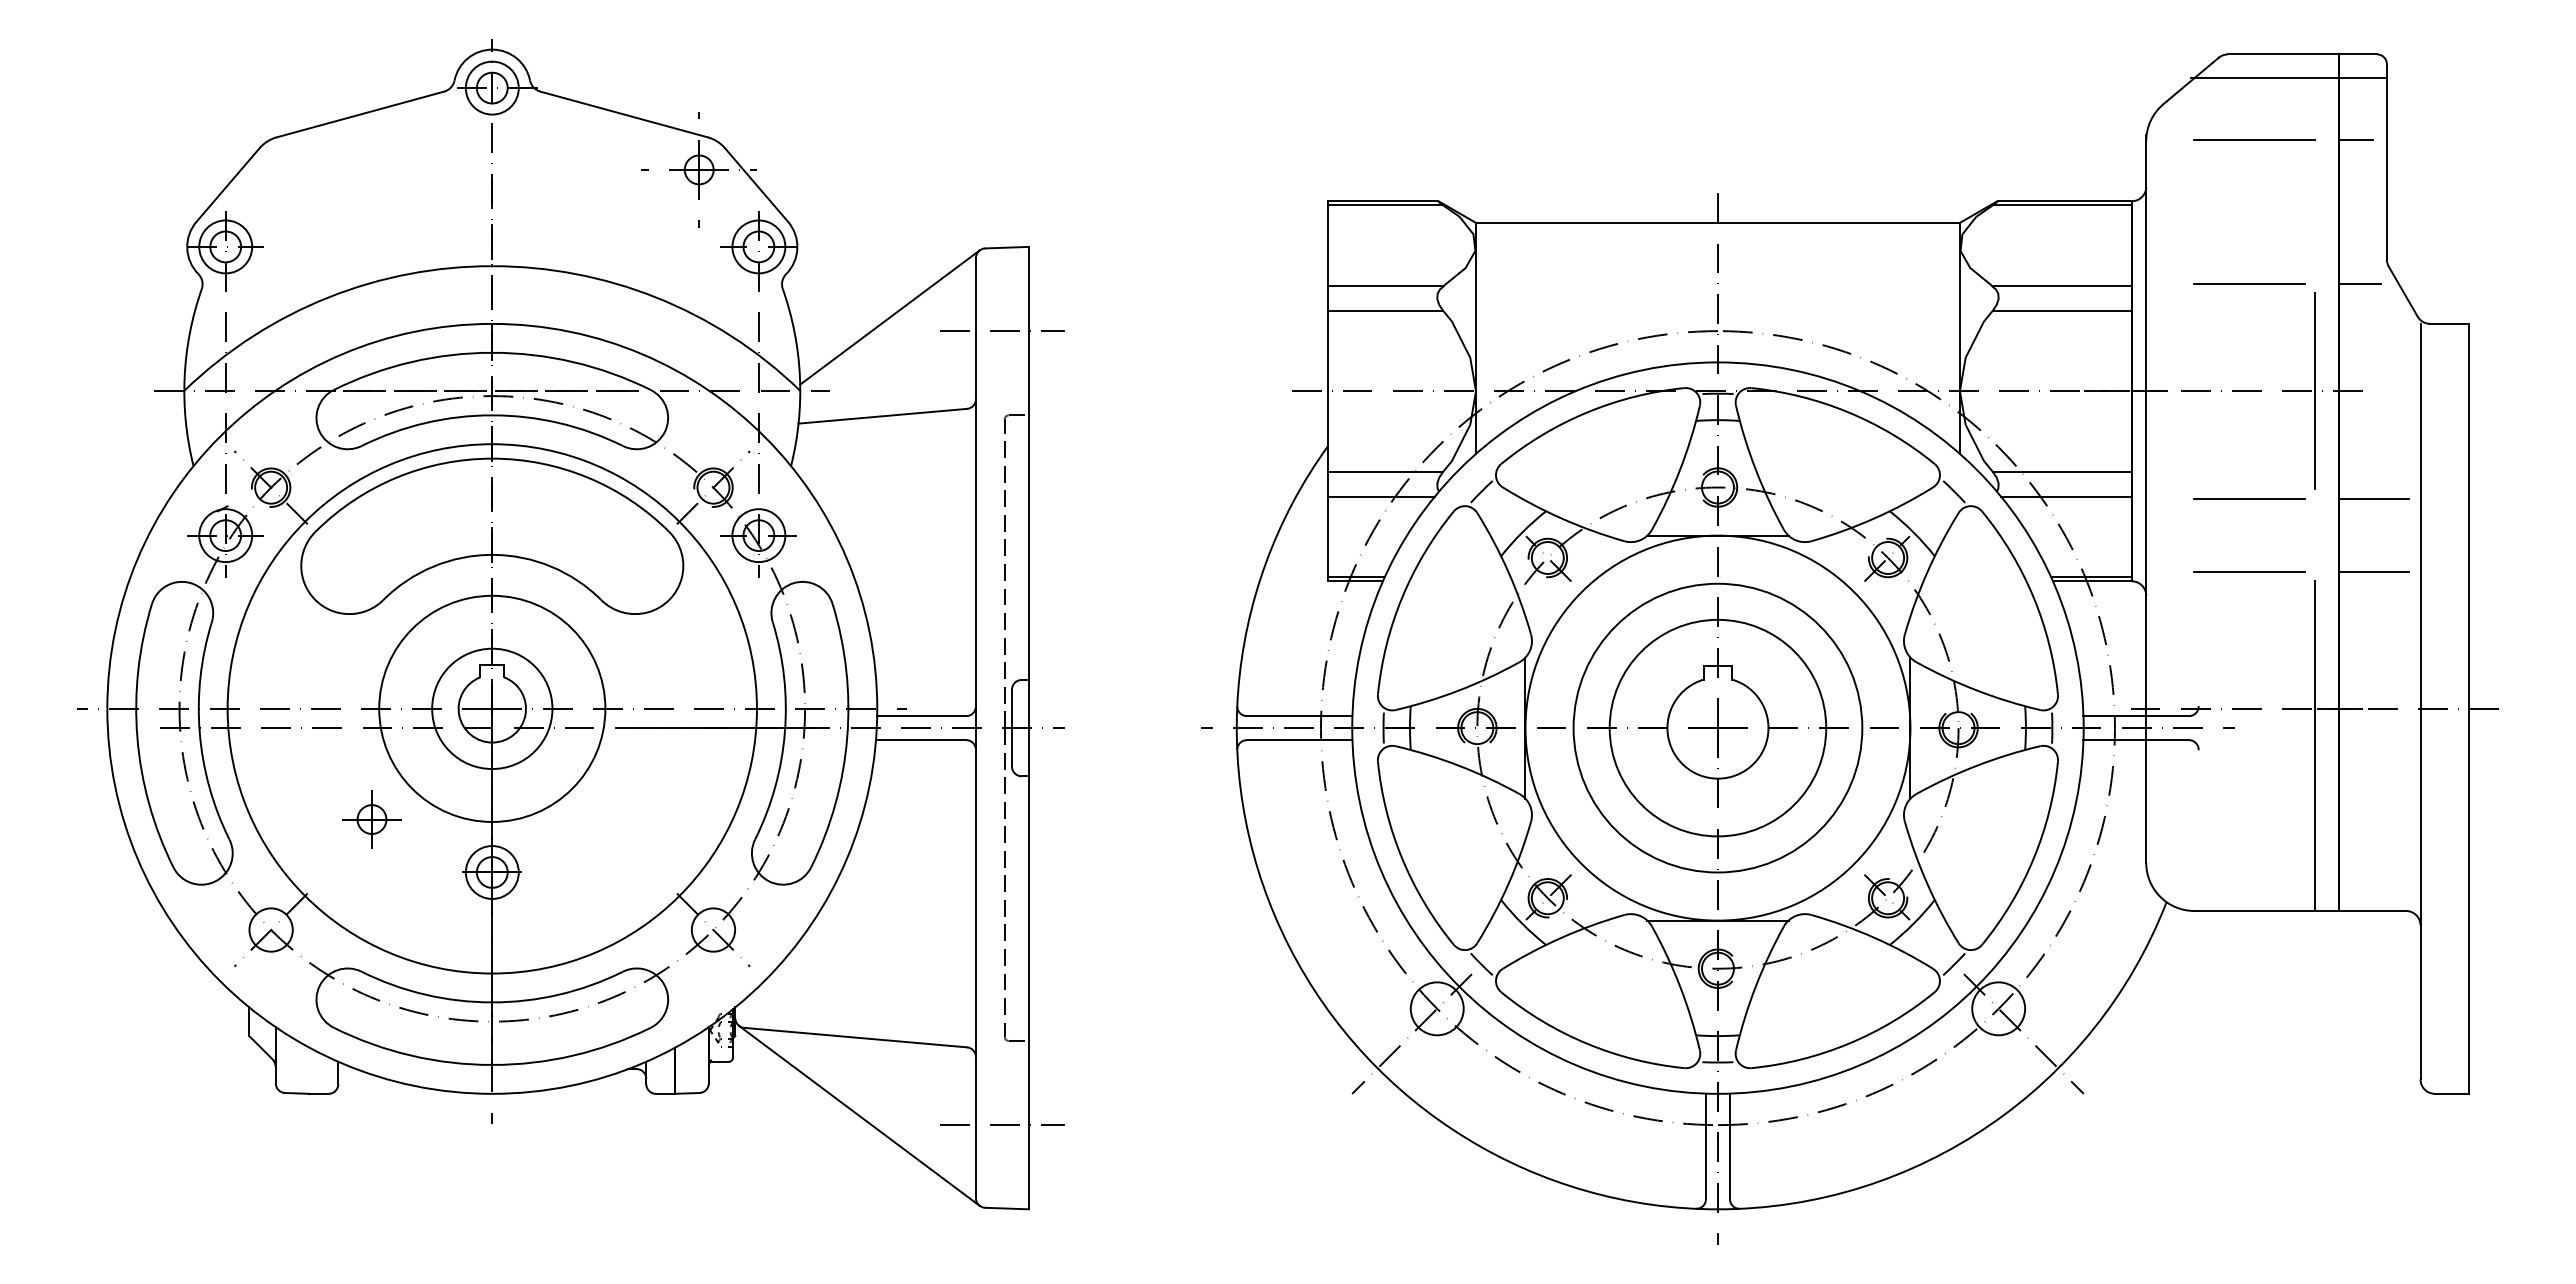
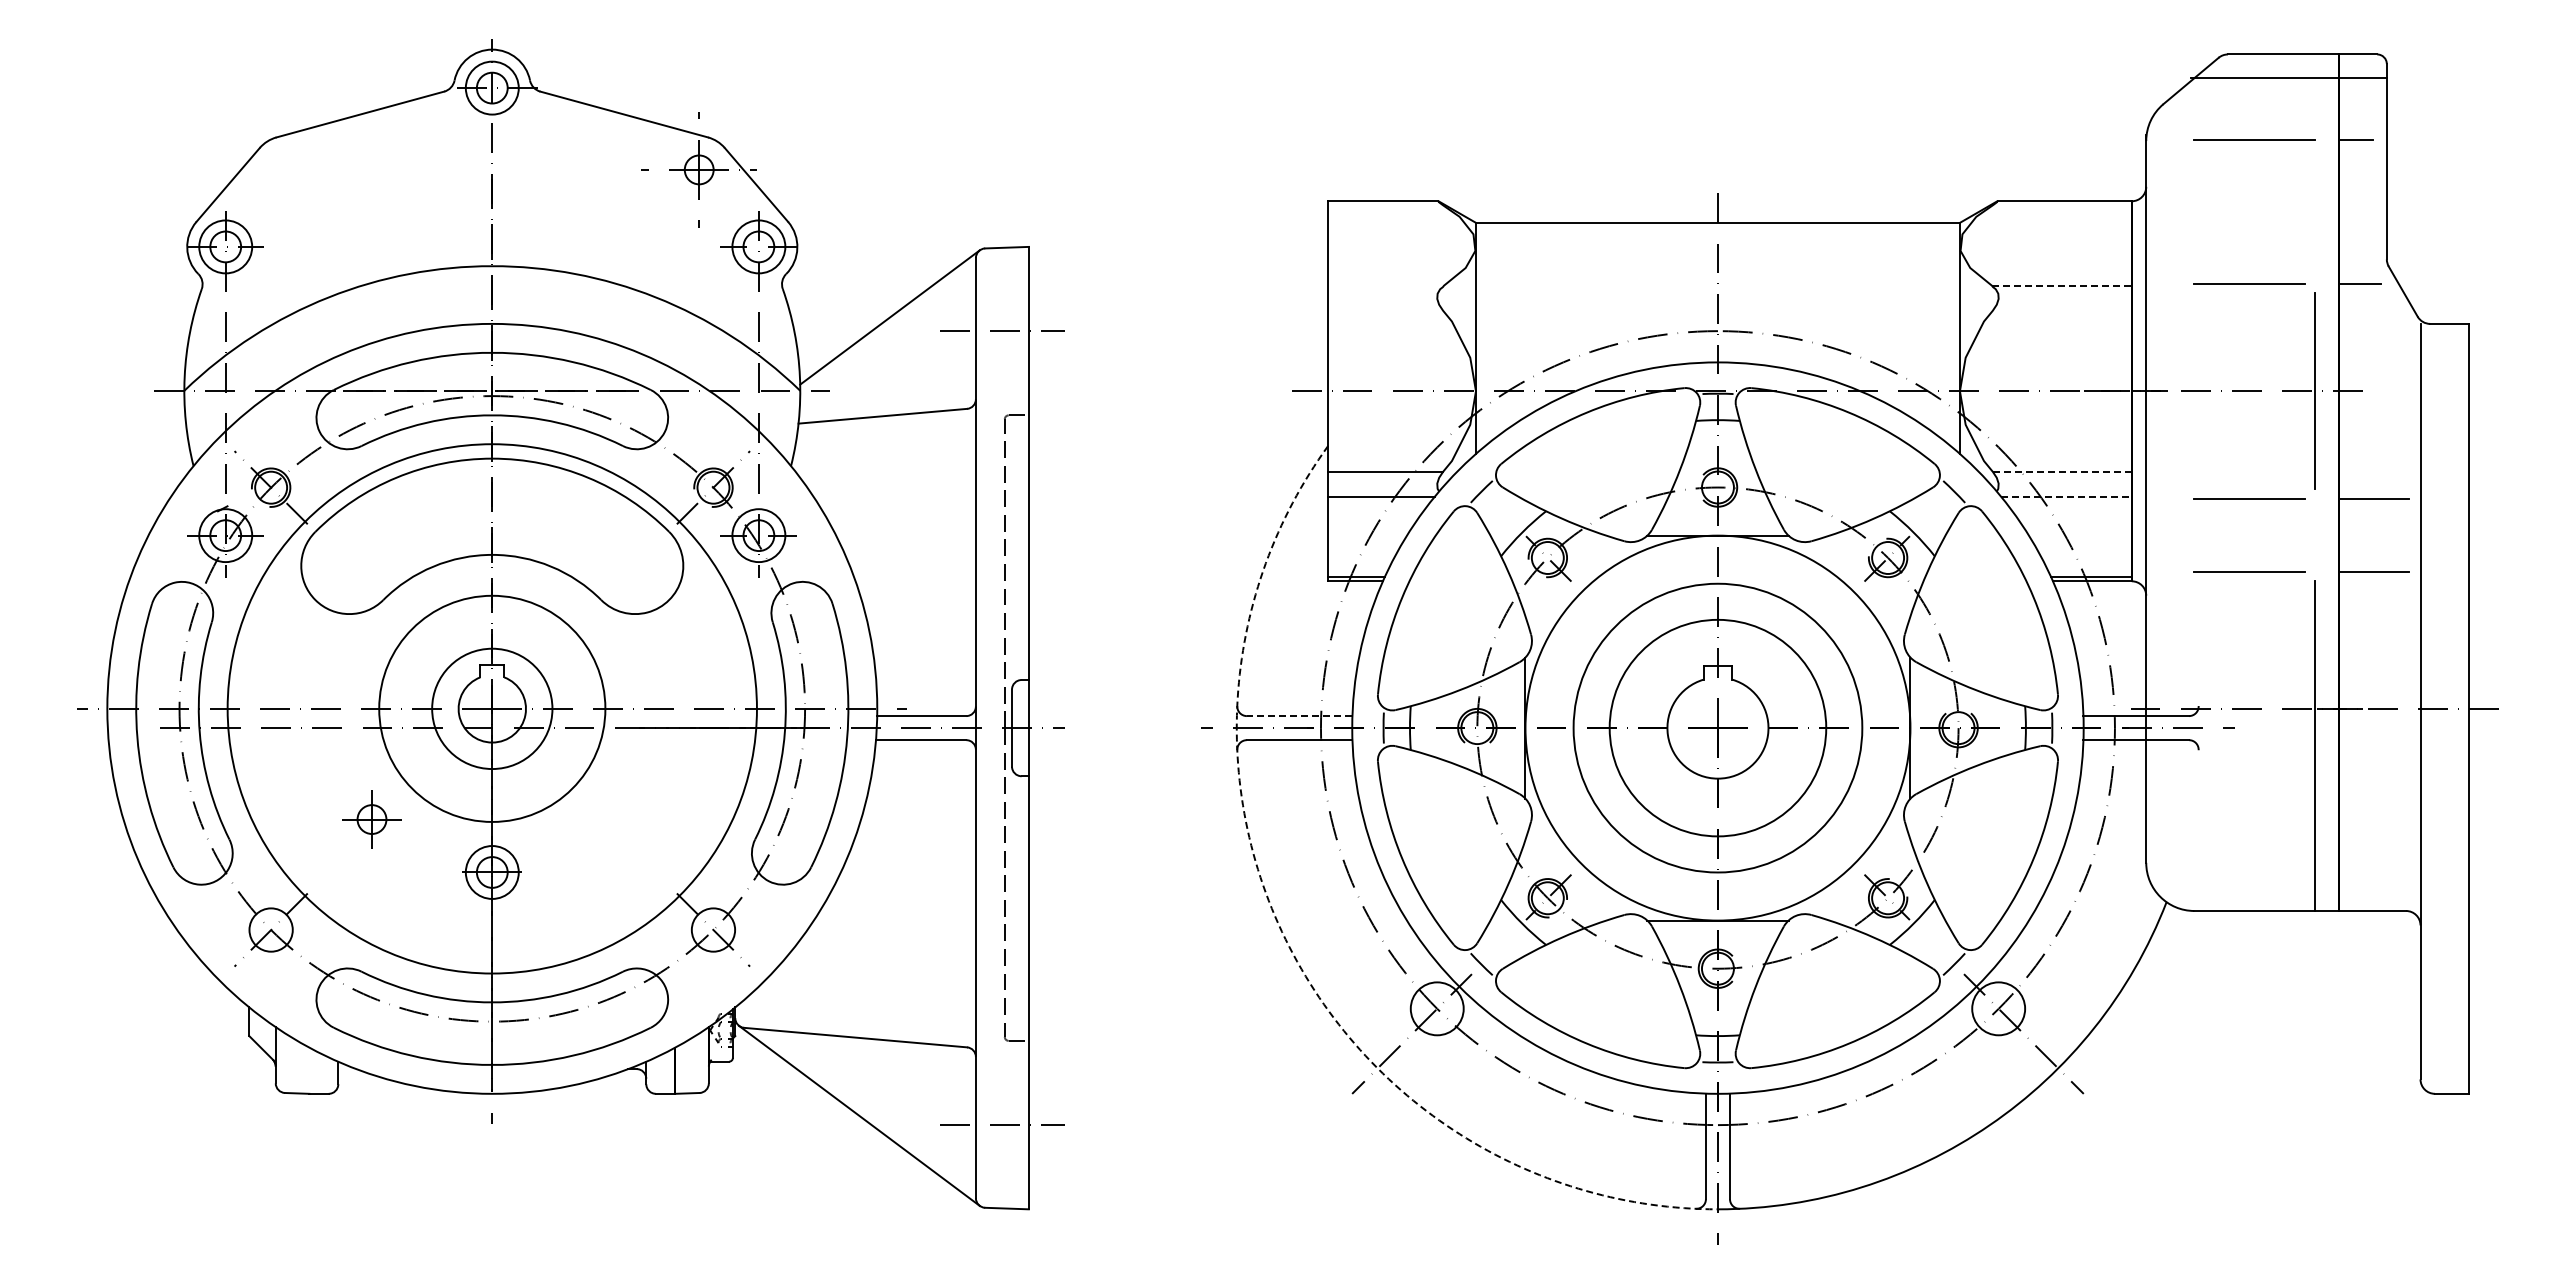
line: present -> none (1385, 205)
line: present -> none (2062, 205)
line: present -> none (1385, 285)
line: solid -> dashed (2061, 285)
line: present -> none (1385, 310)
line: present -> none (2061, 310)
line: solid -> dashed (2062, 471)
line: solid -> dashed (2067, 496)
line: solid -> dashed (1299, 716)
arc: solid -> dashed (1289, 946)
